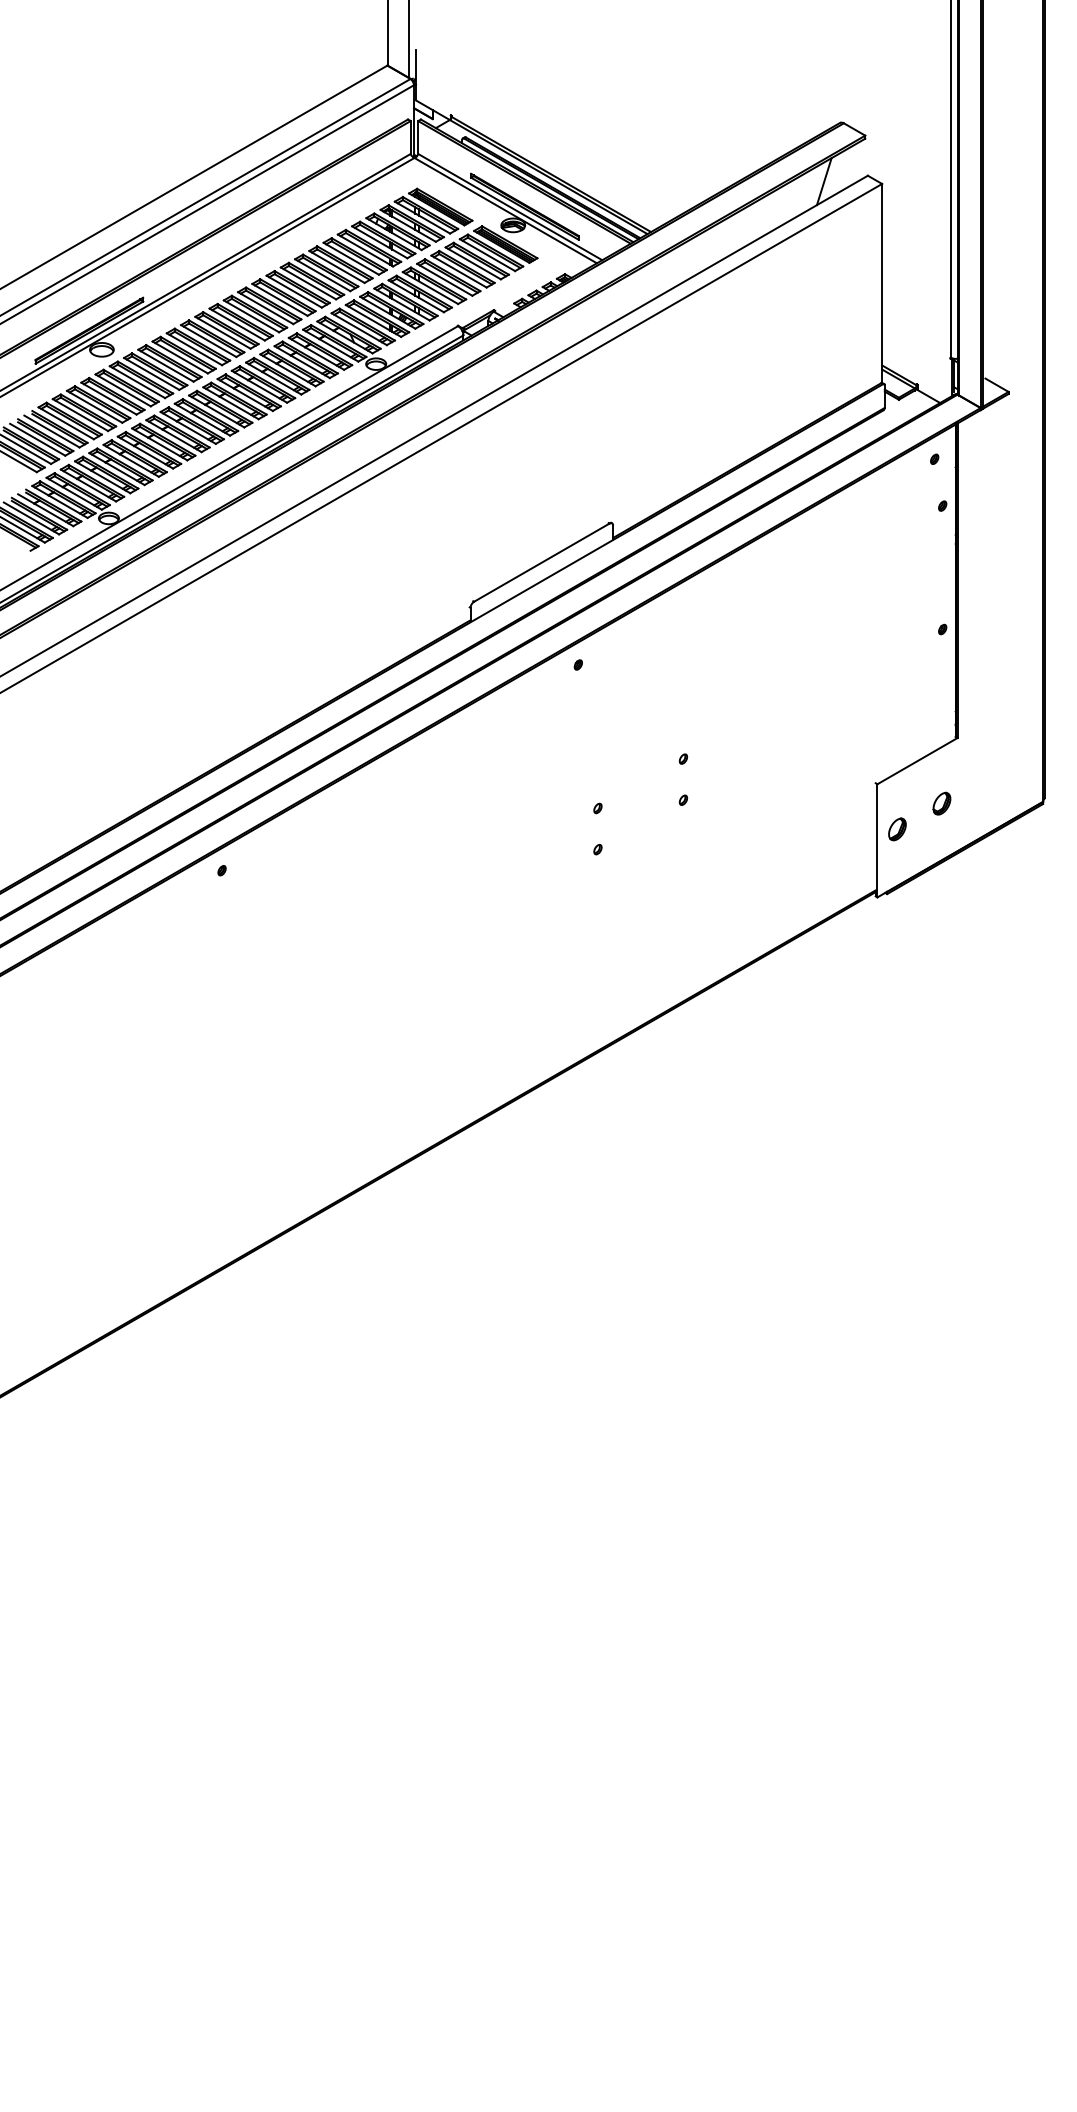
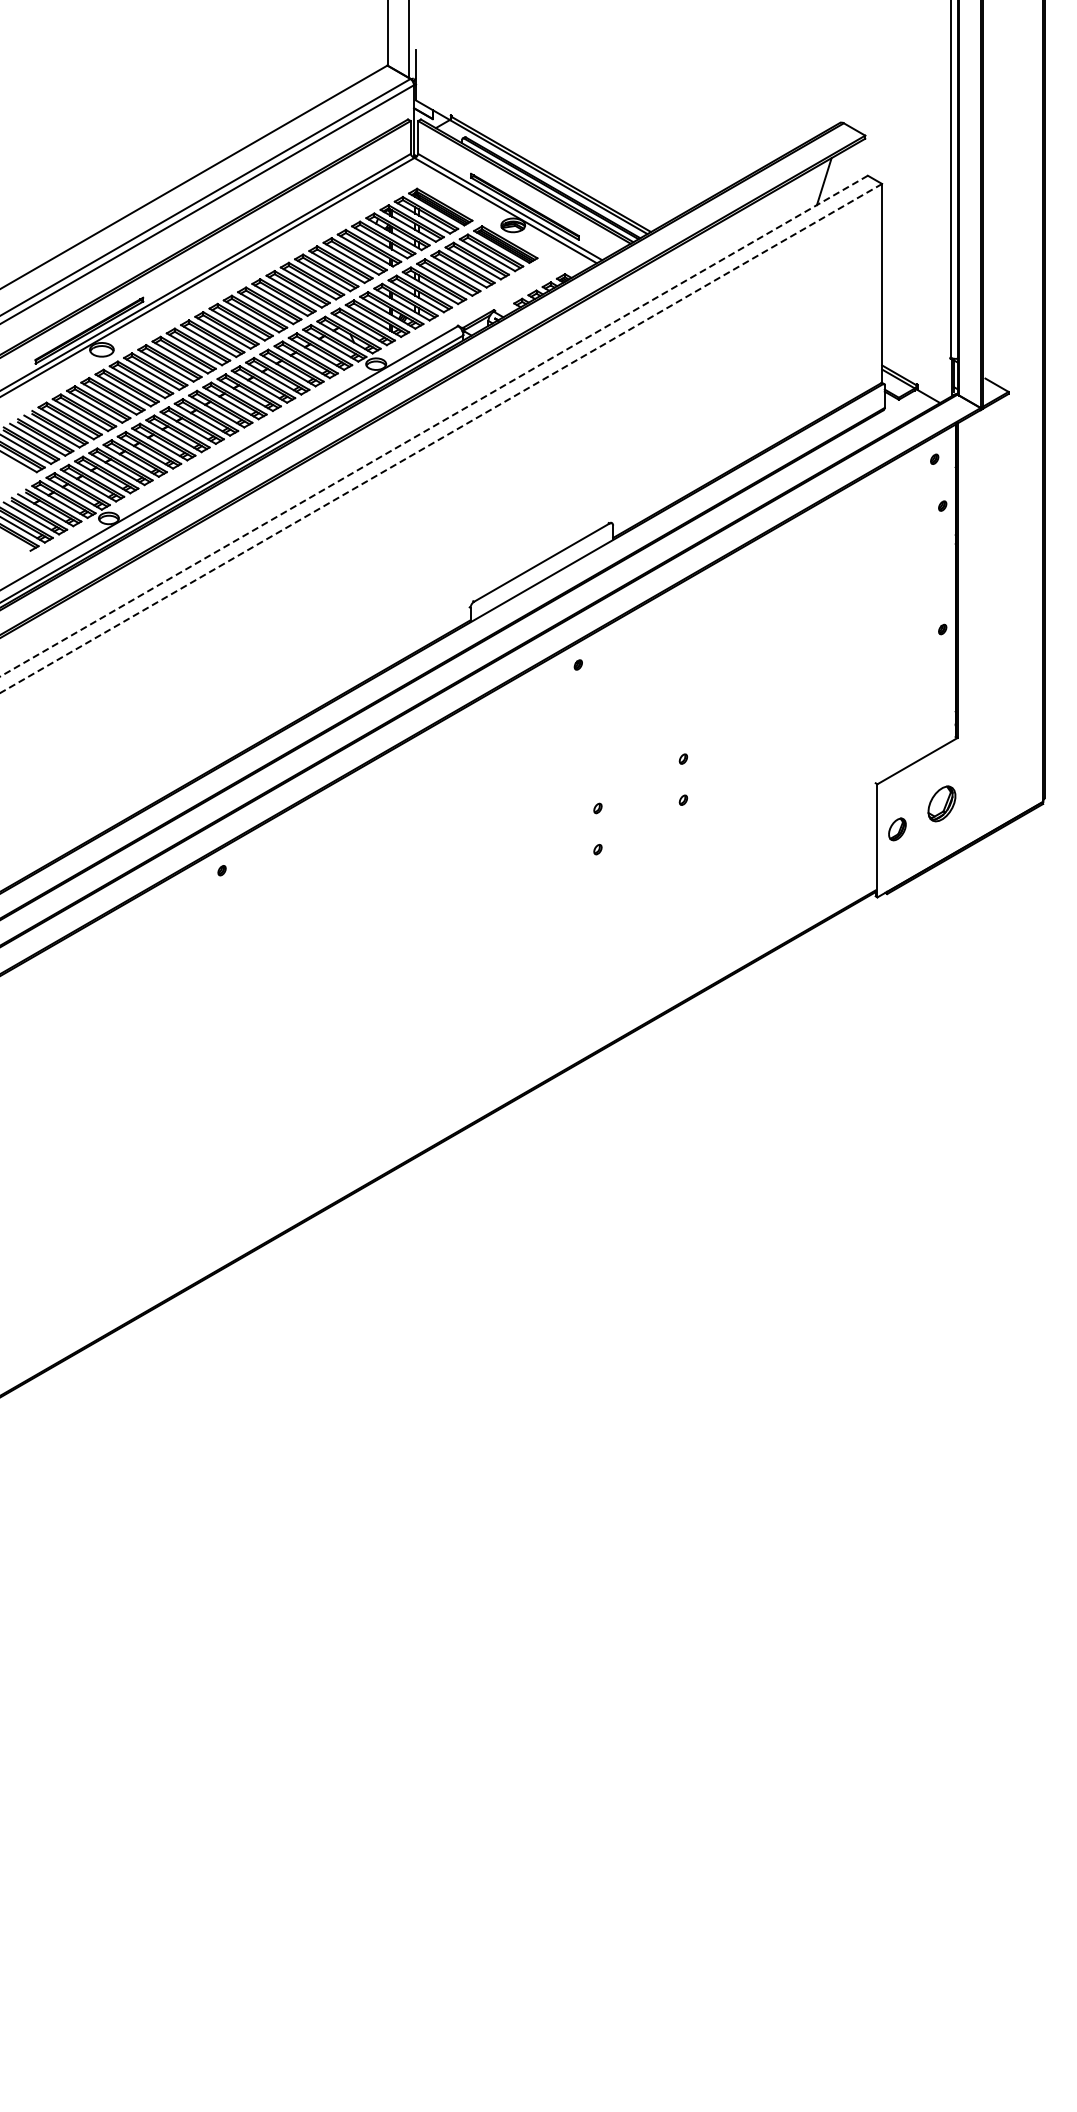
line: solid -> dashed (434, 426)
line: solid -> dashed (441, 438)
part size: 20x25 px -> 30x38 px (941, 803)
